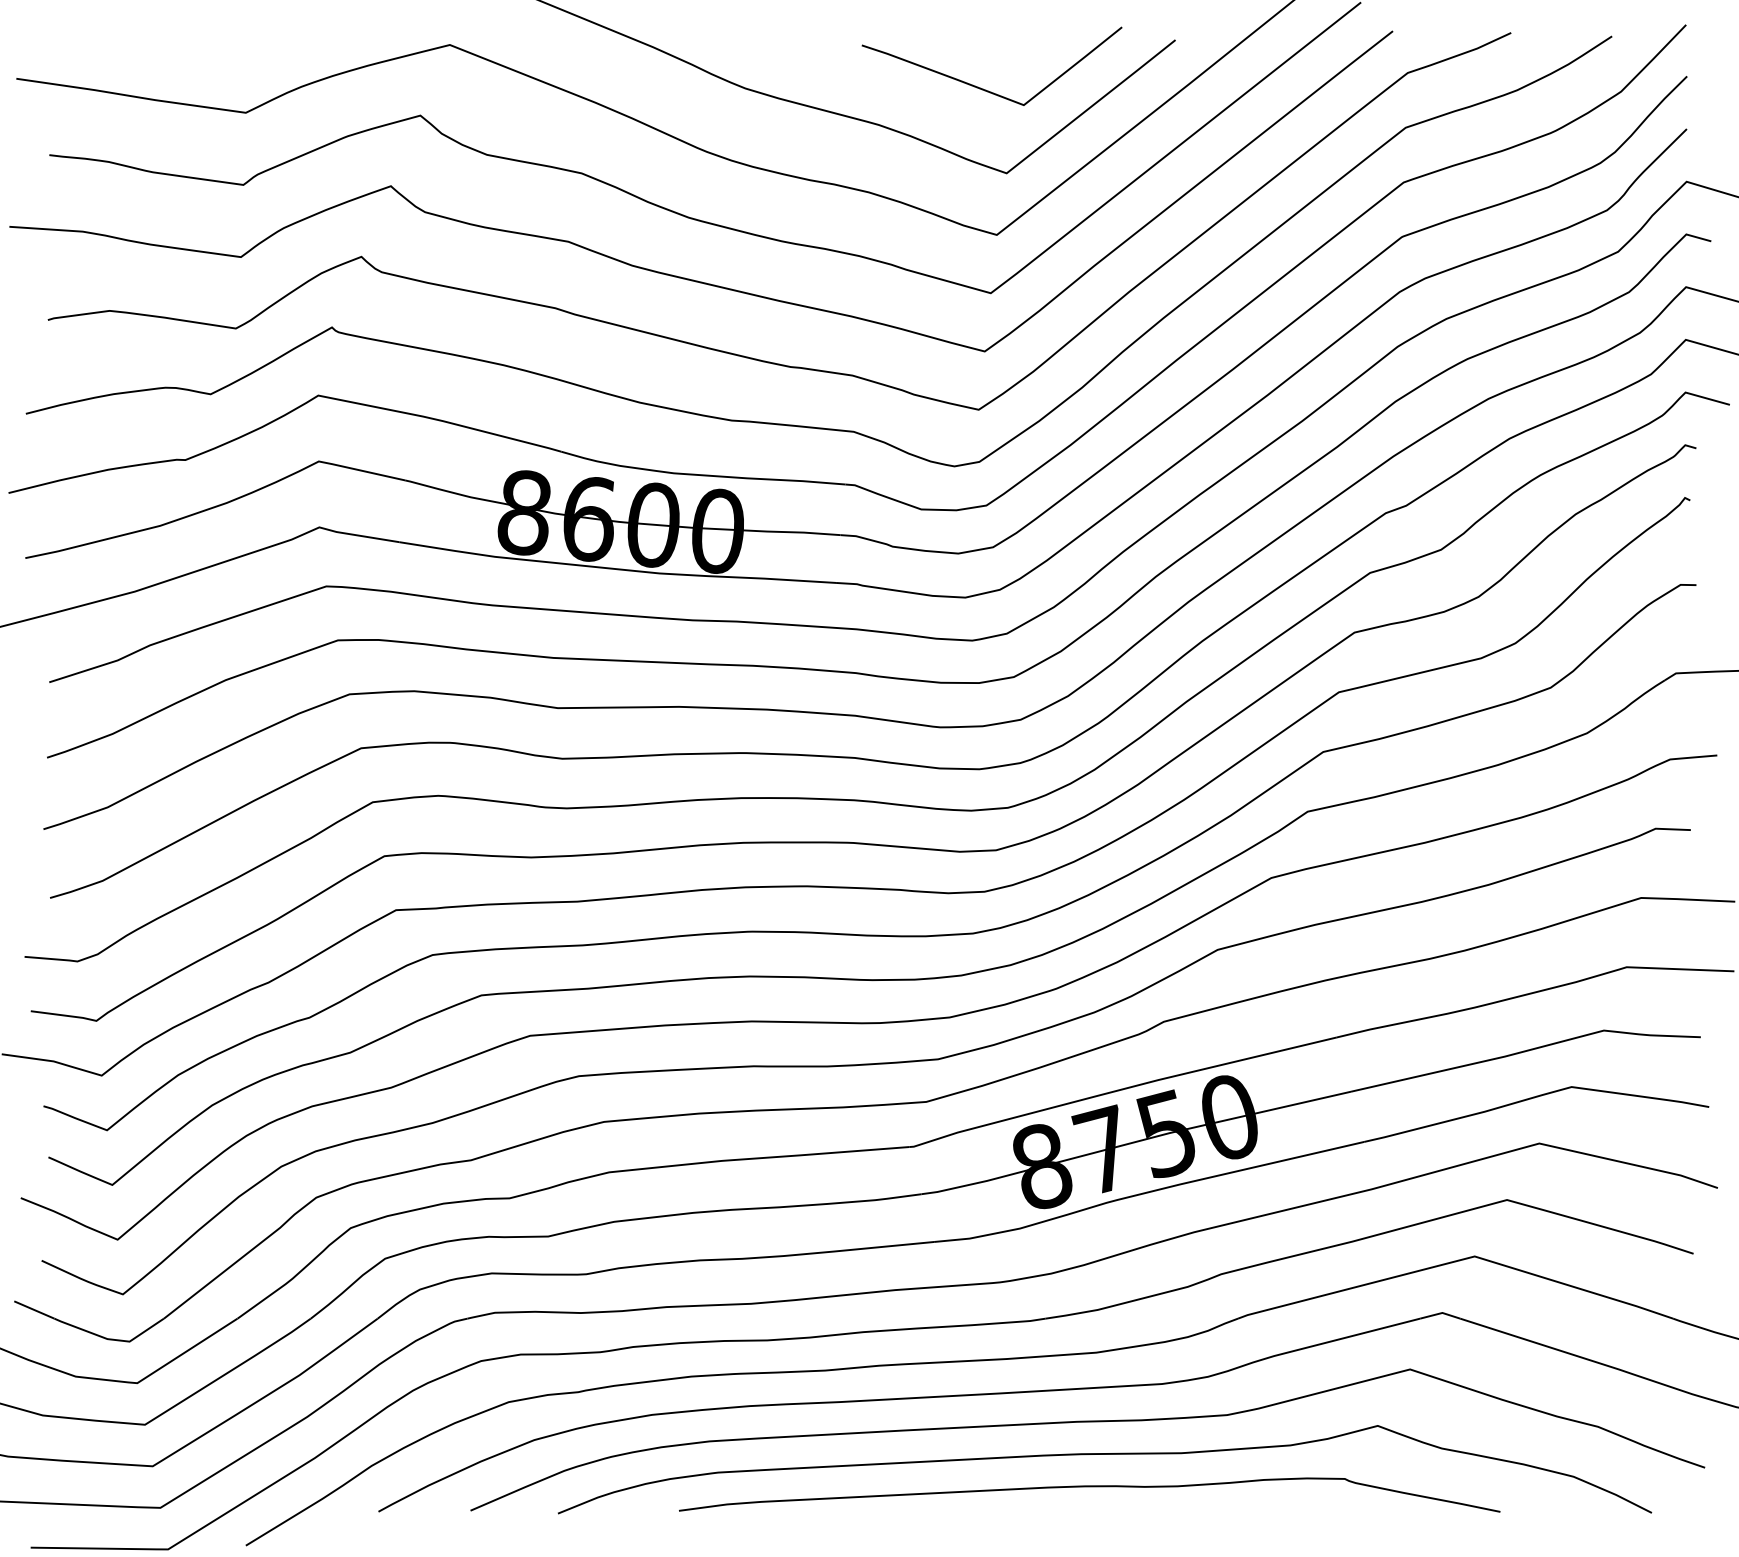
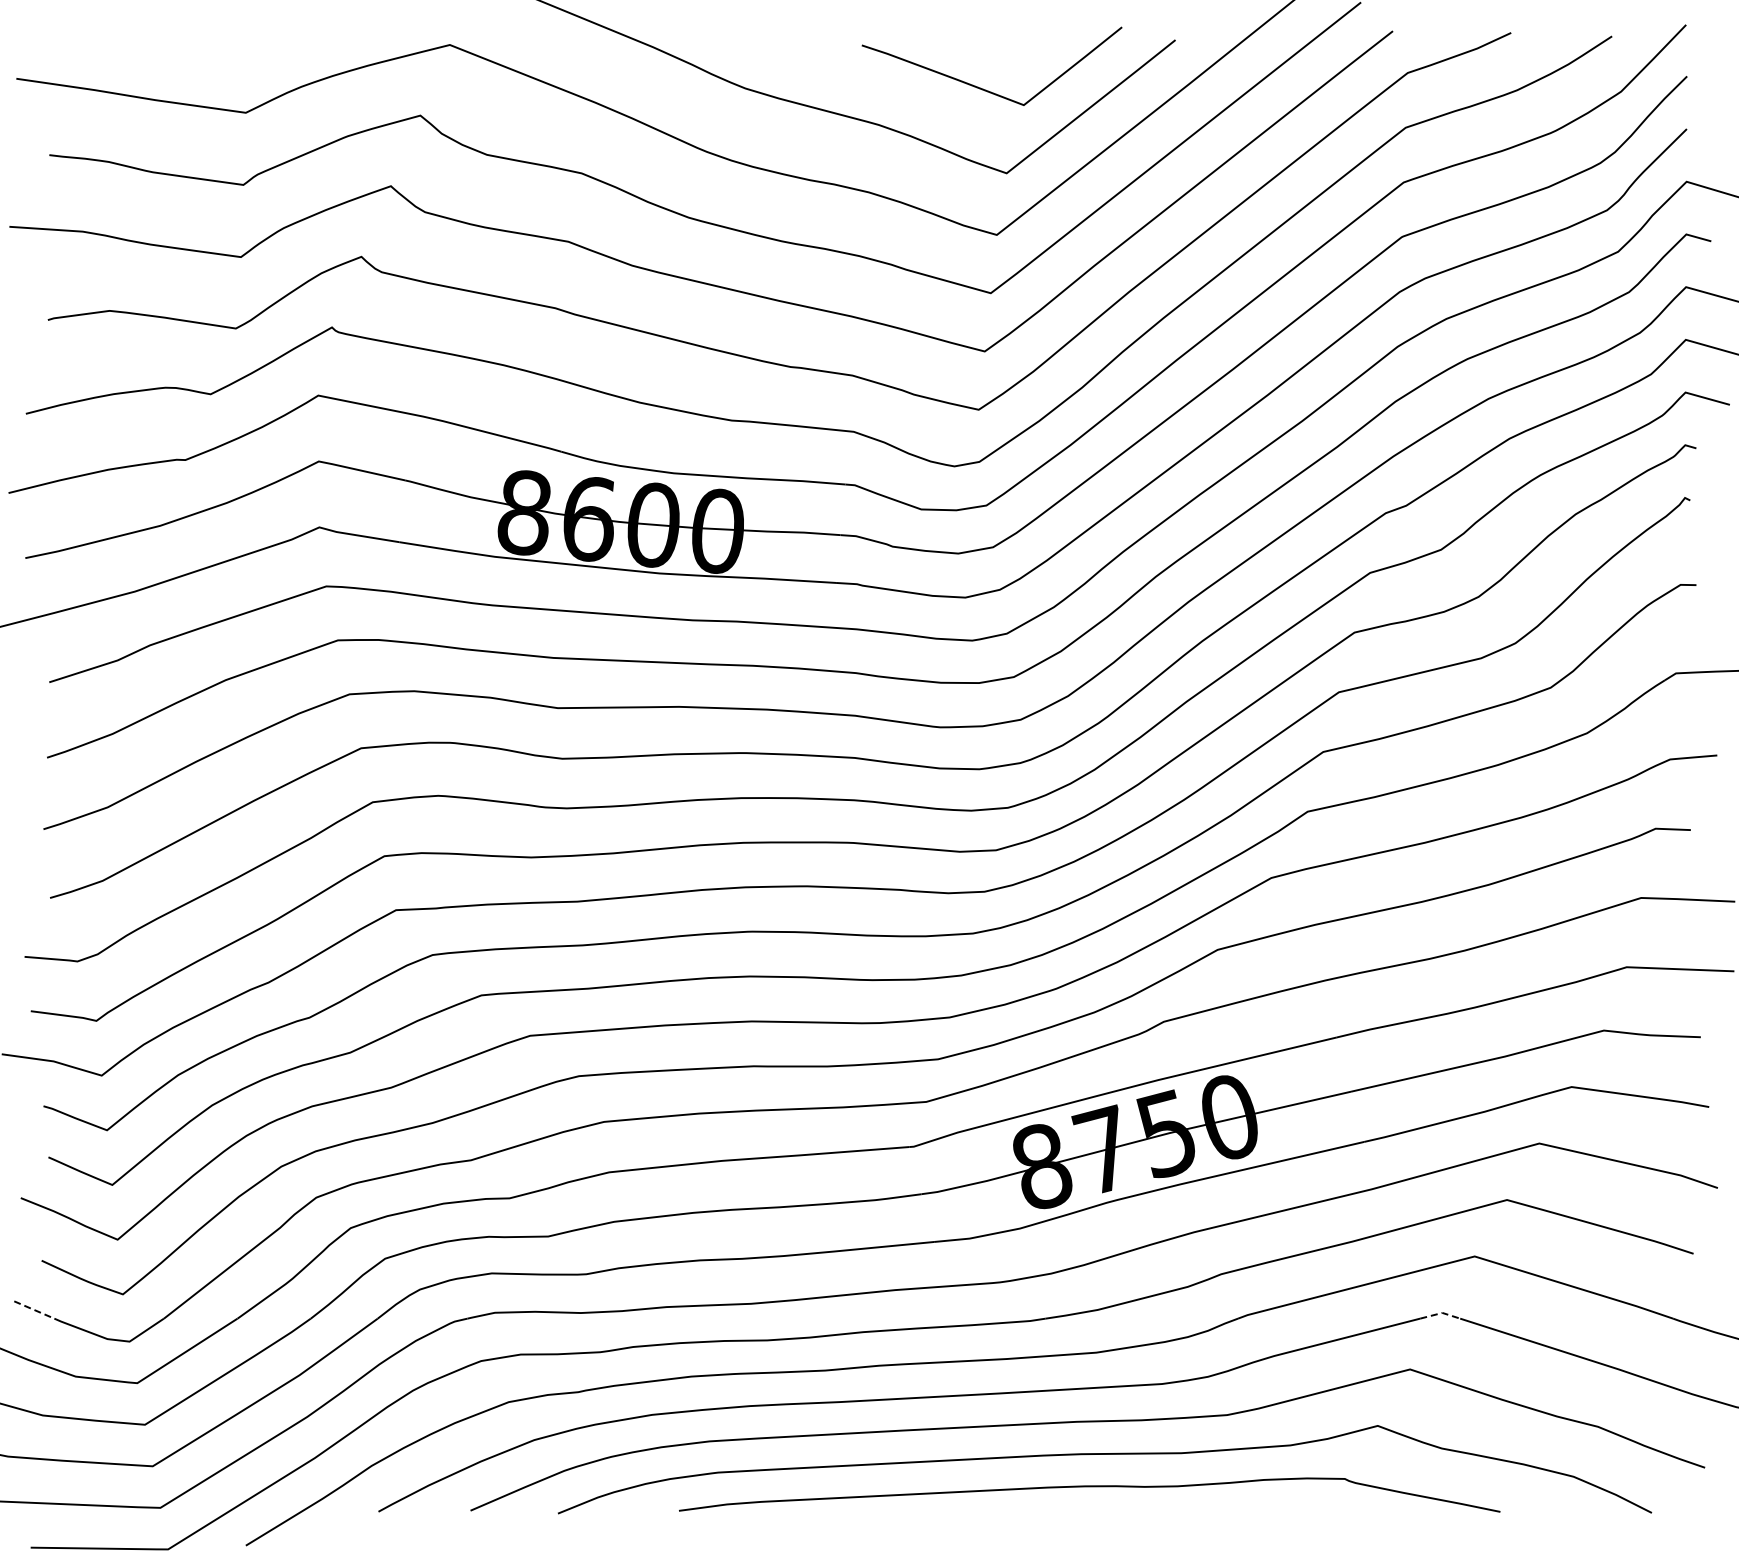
line: solid -> dashed (34, 1309)
line: solid -> dashed (1441, 1313)
